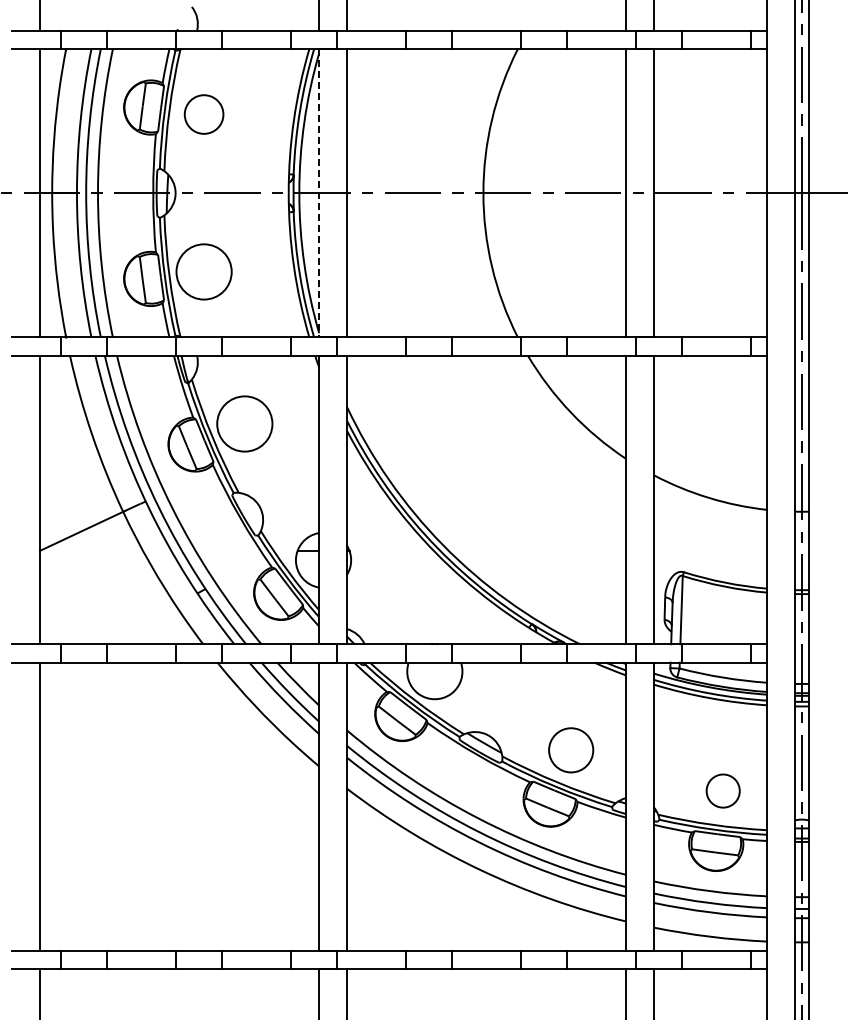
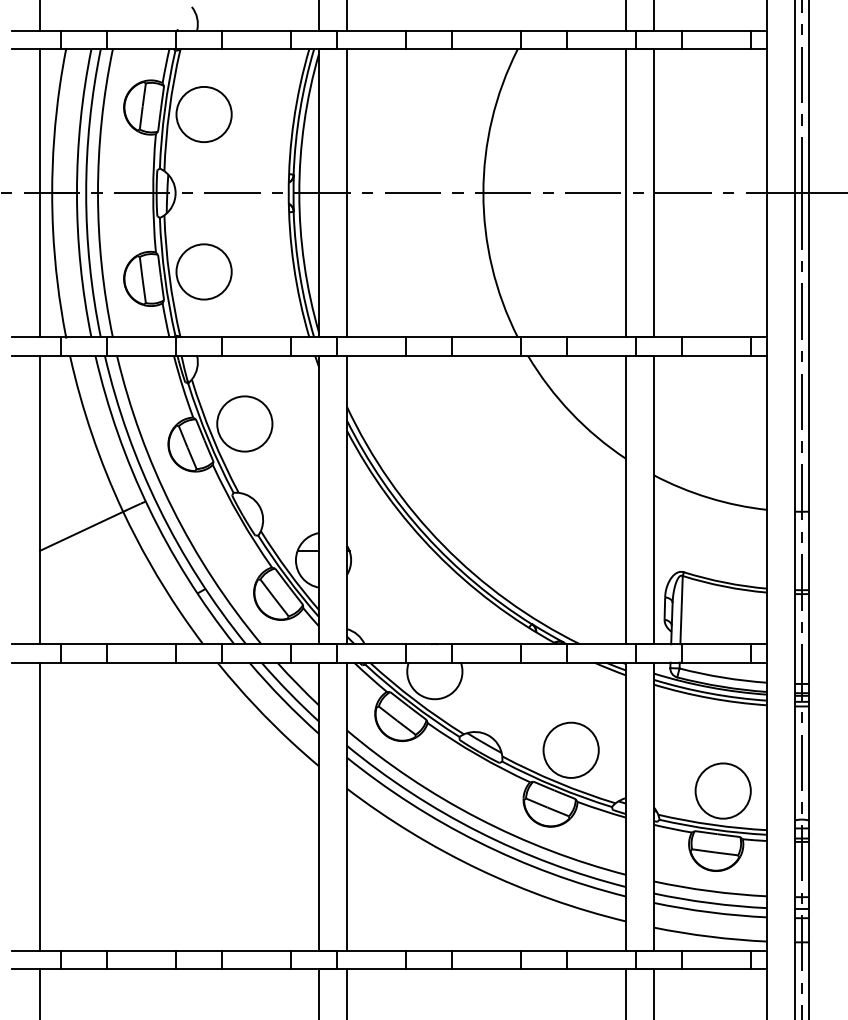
circle diameter: 39 px -> 55 px (203, 114)
line: dashed -> solid (319, 193)
circle diameter: 44 px -> 55 px (570, 749)
circle diameter: 33 px -> 55 px (722, 790)
